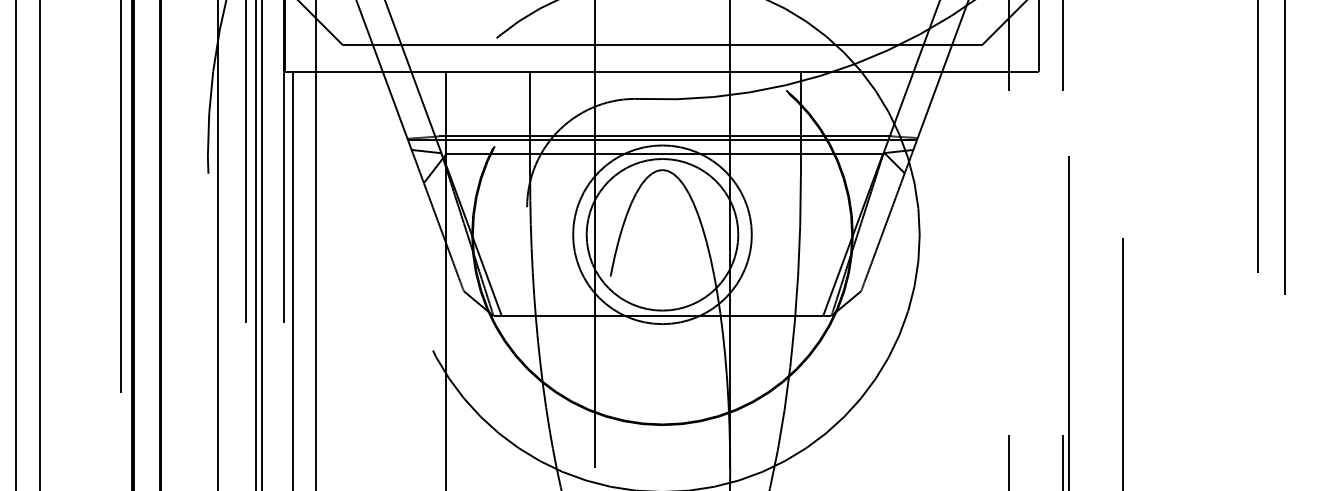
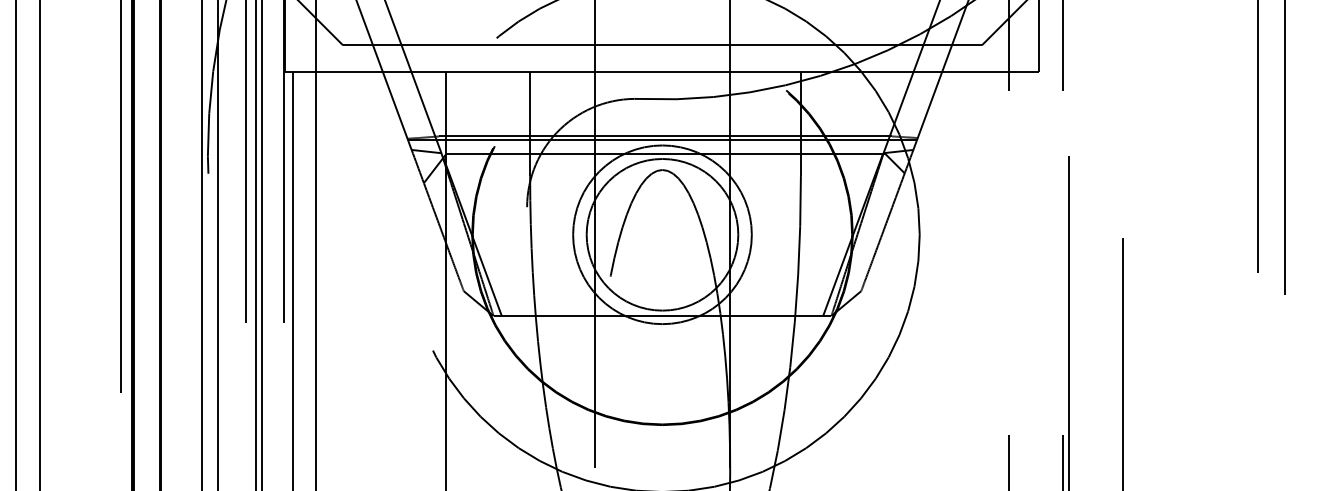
line: none -> present (202, 244)
